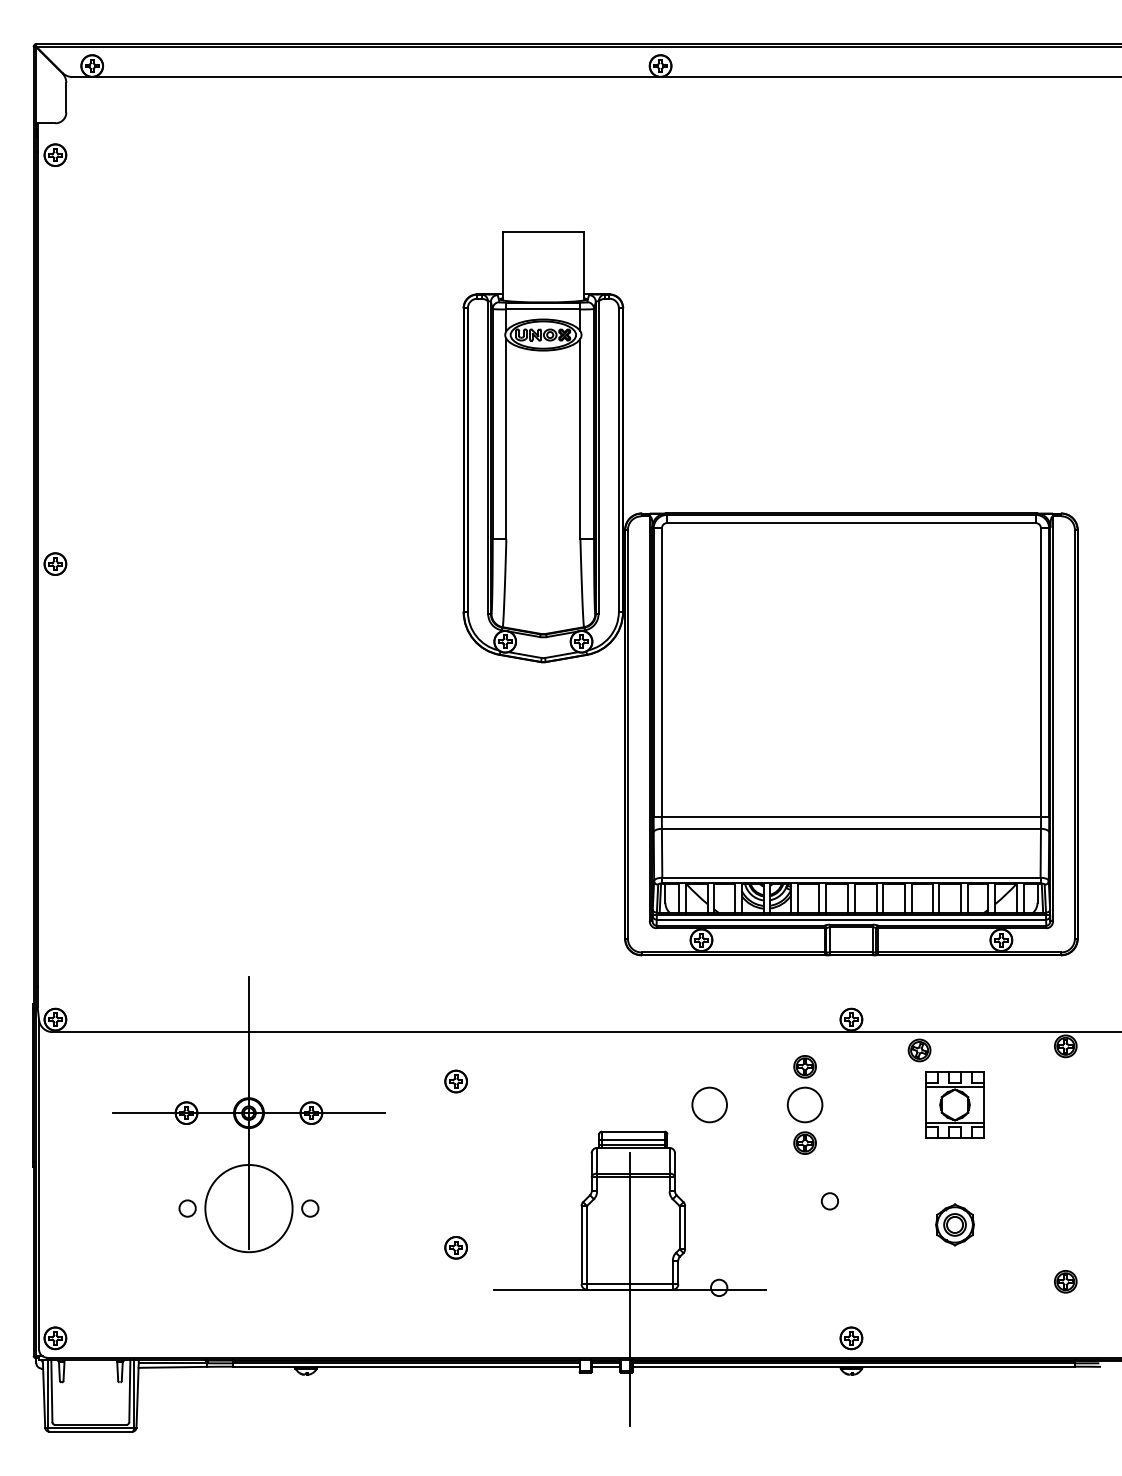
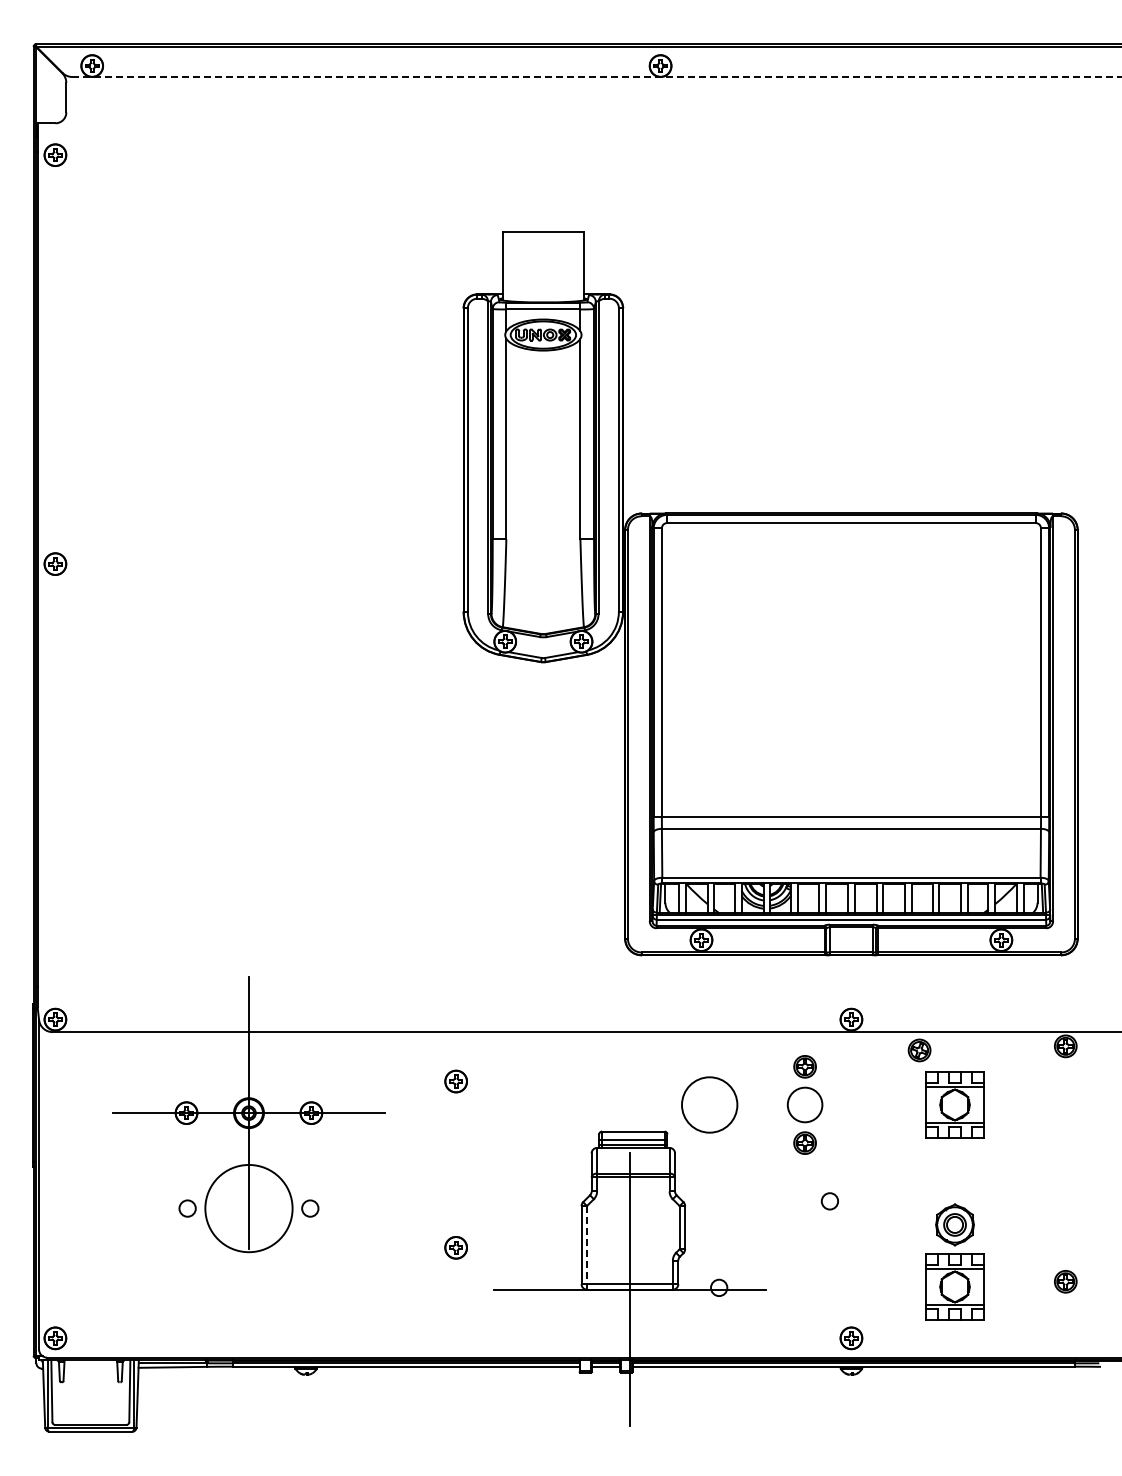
line: solid -> dashed (597, 76)
circle diameter: 35 px -> 55 px (709, 1104)
line: solid -> dashed (587, 1247)
part: none -> present (954, 1286)
